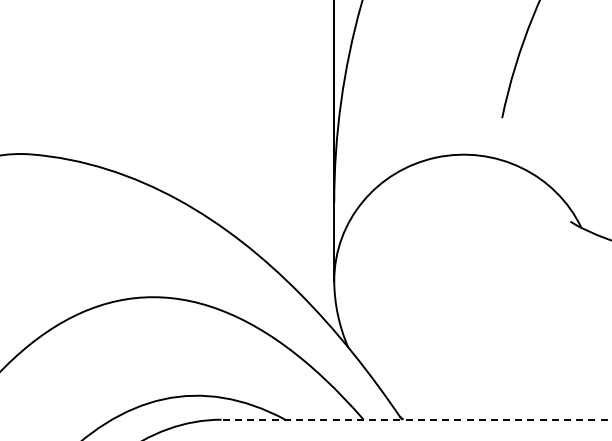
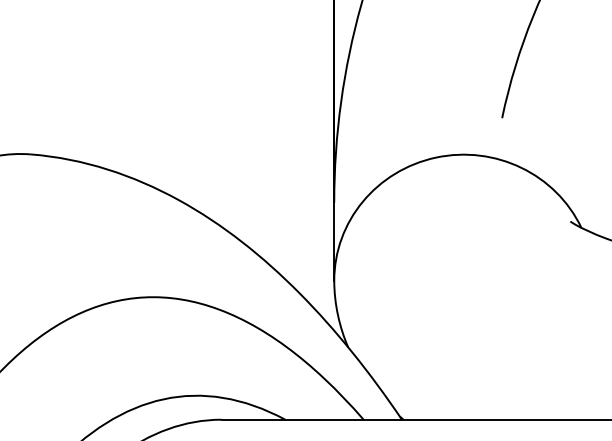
line: dashed -> solid (416, 419)
